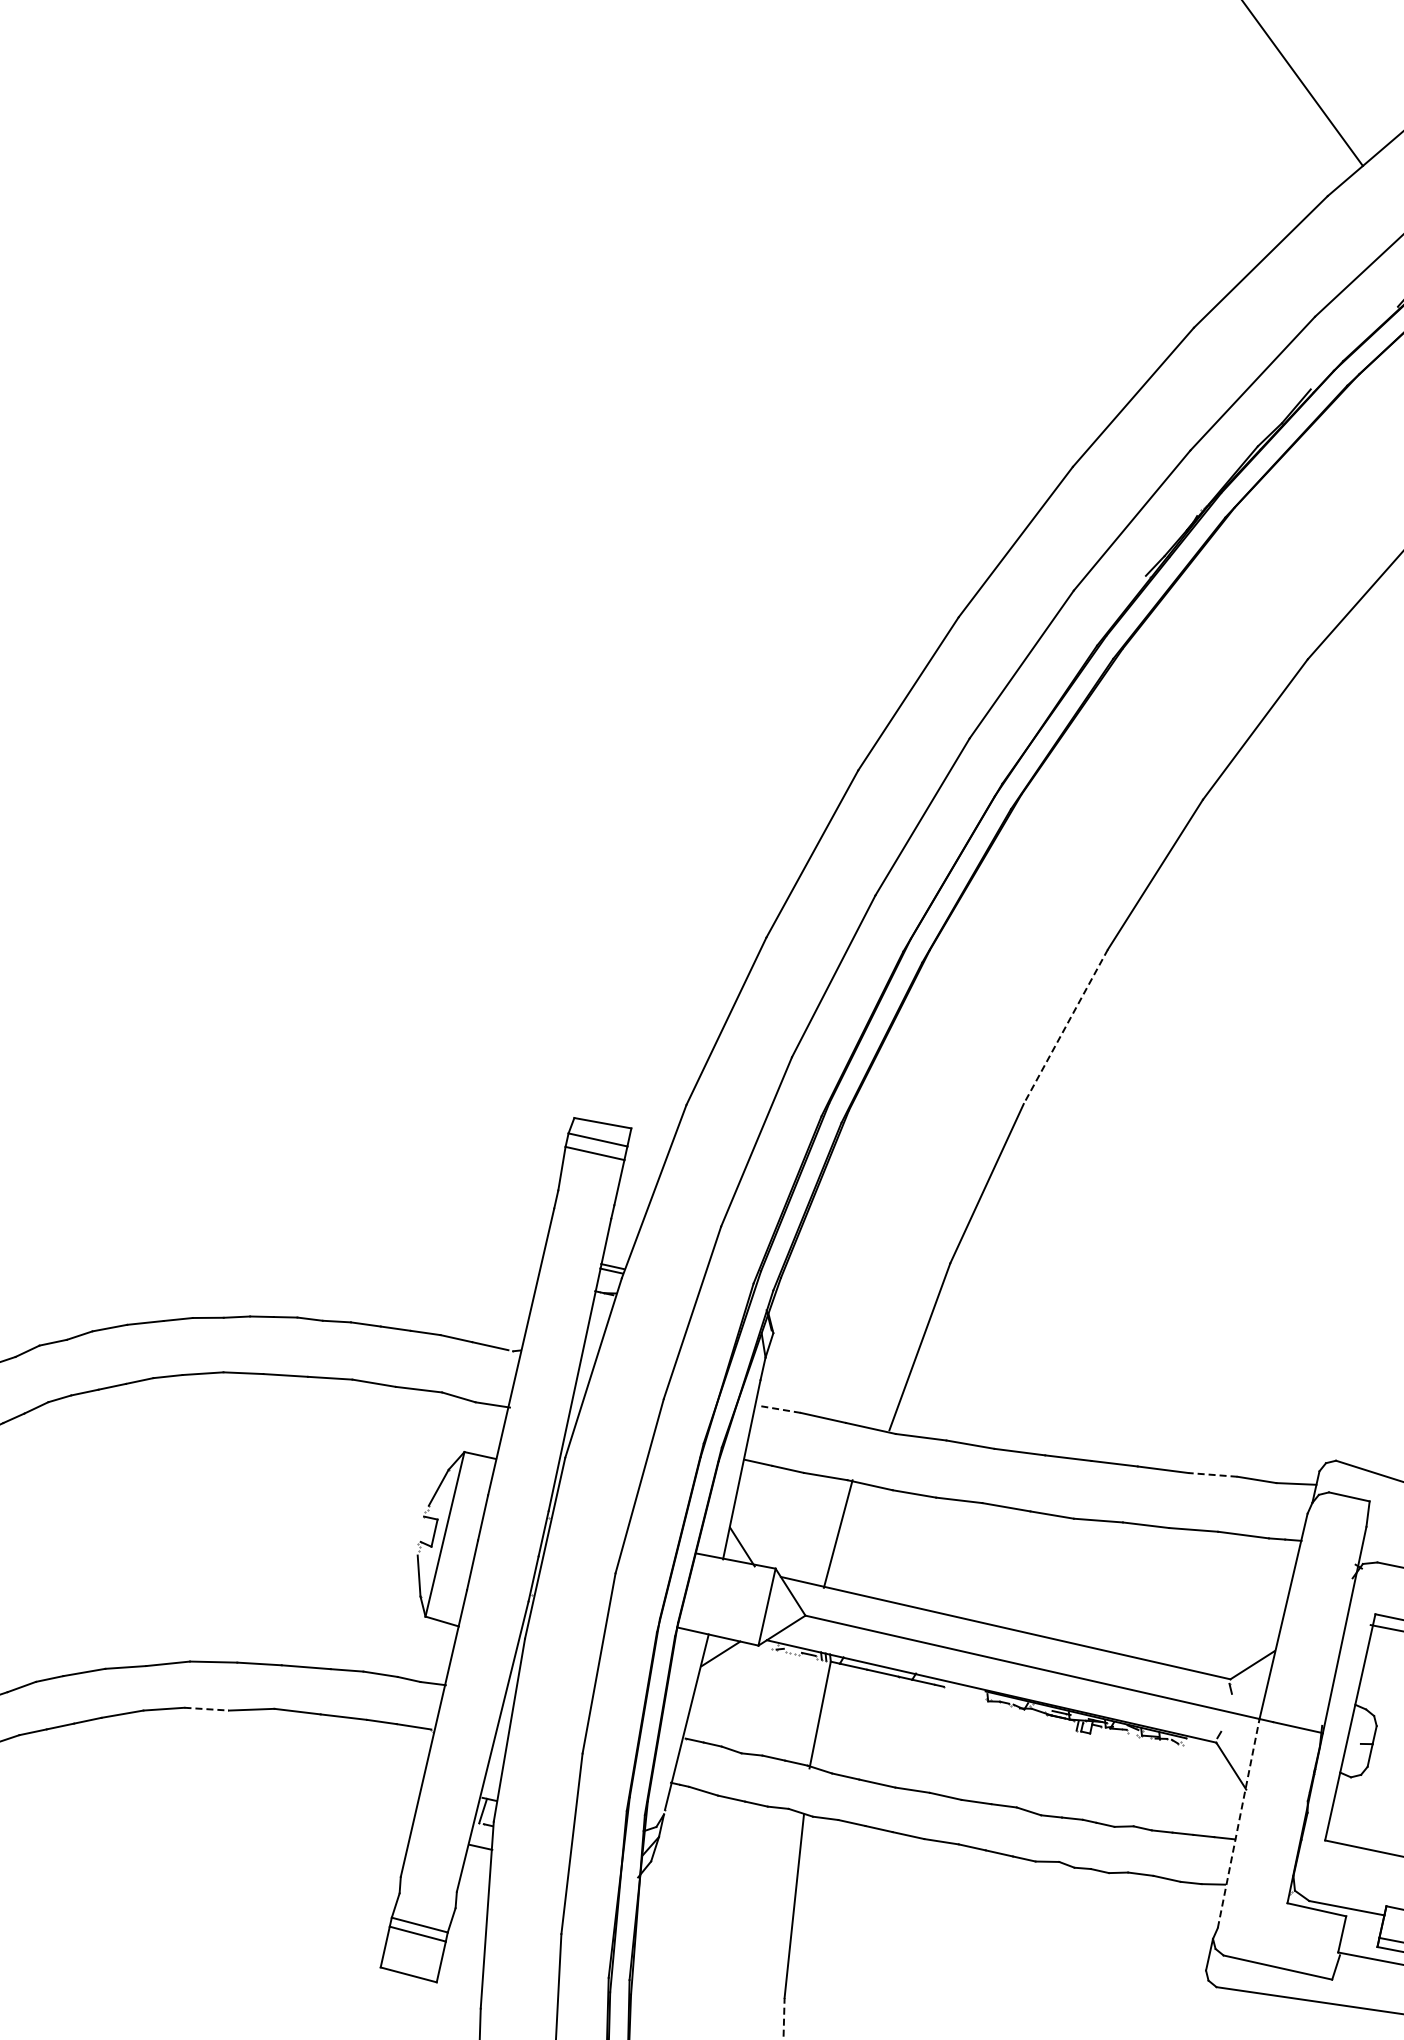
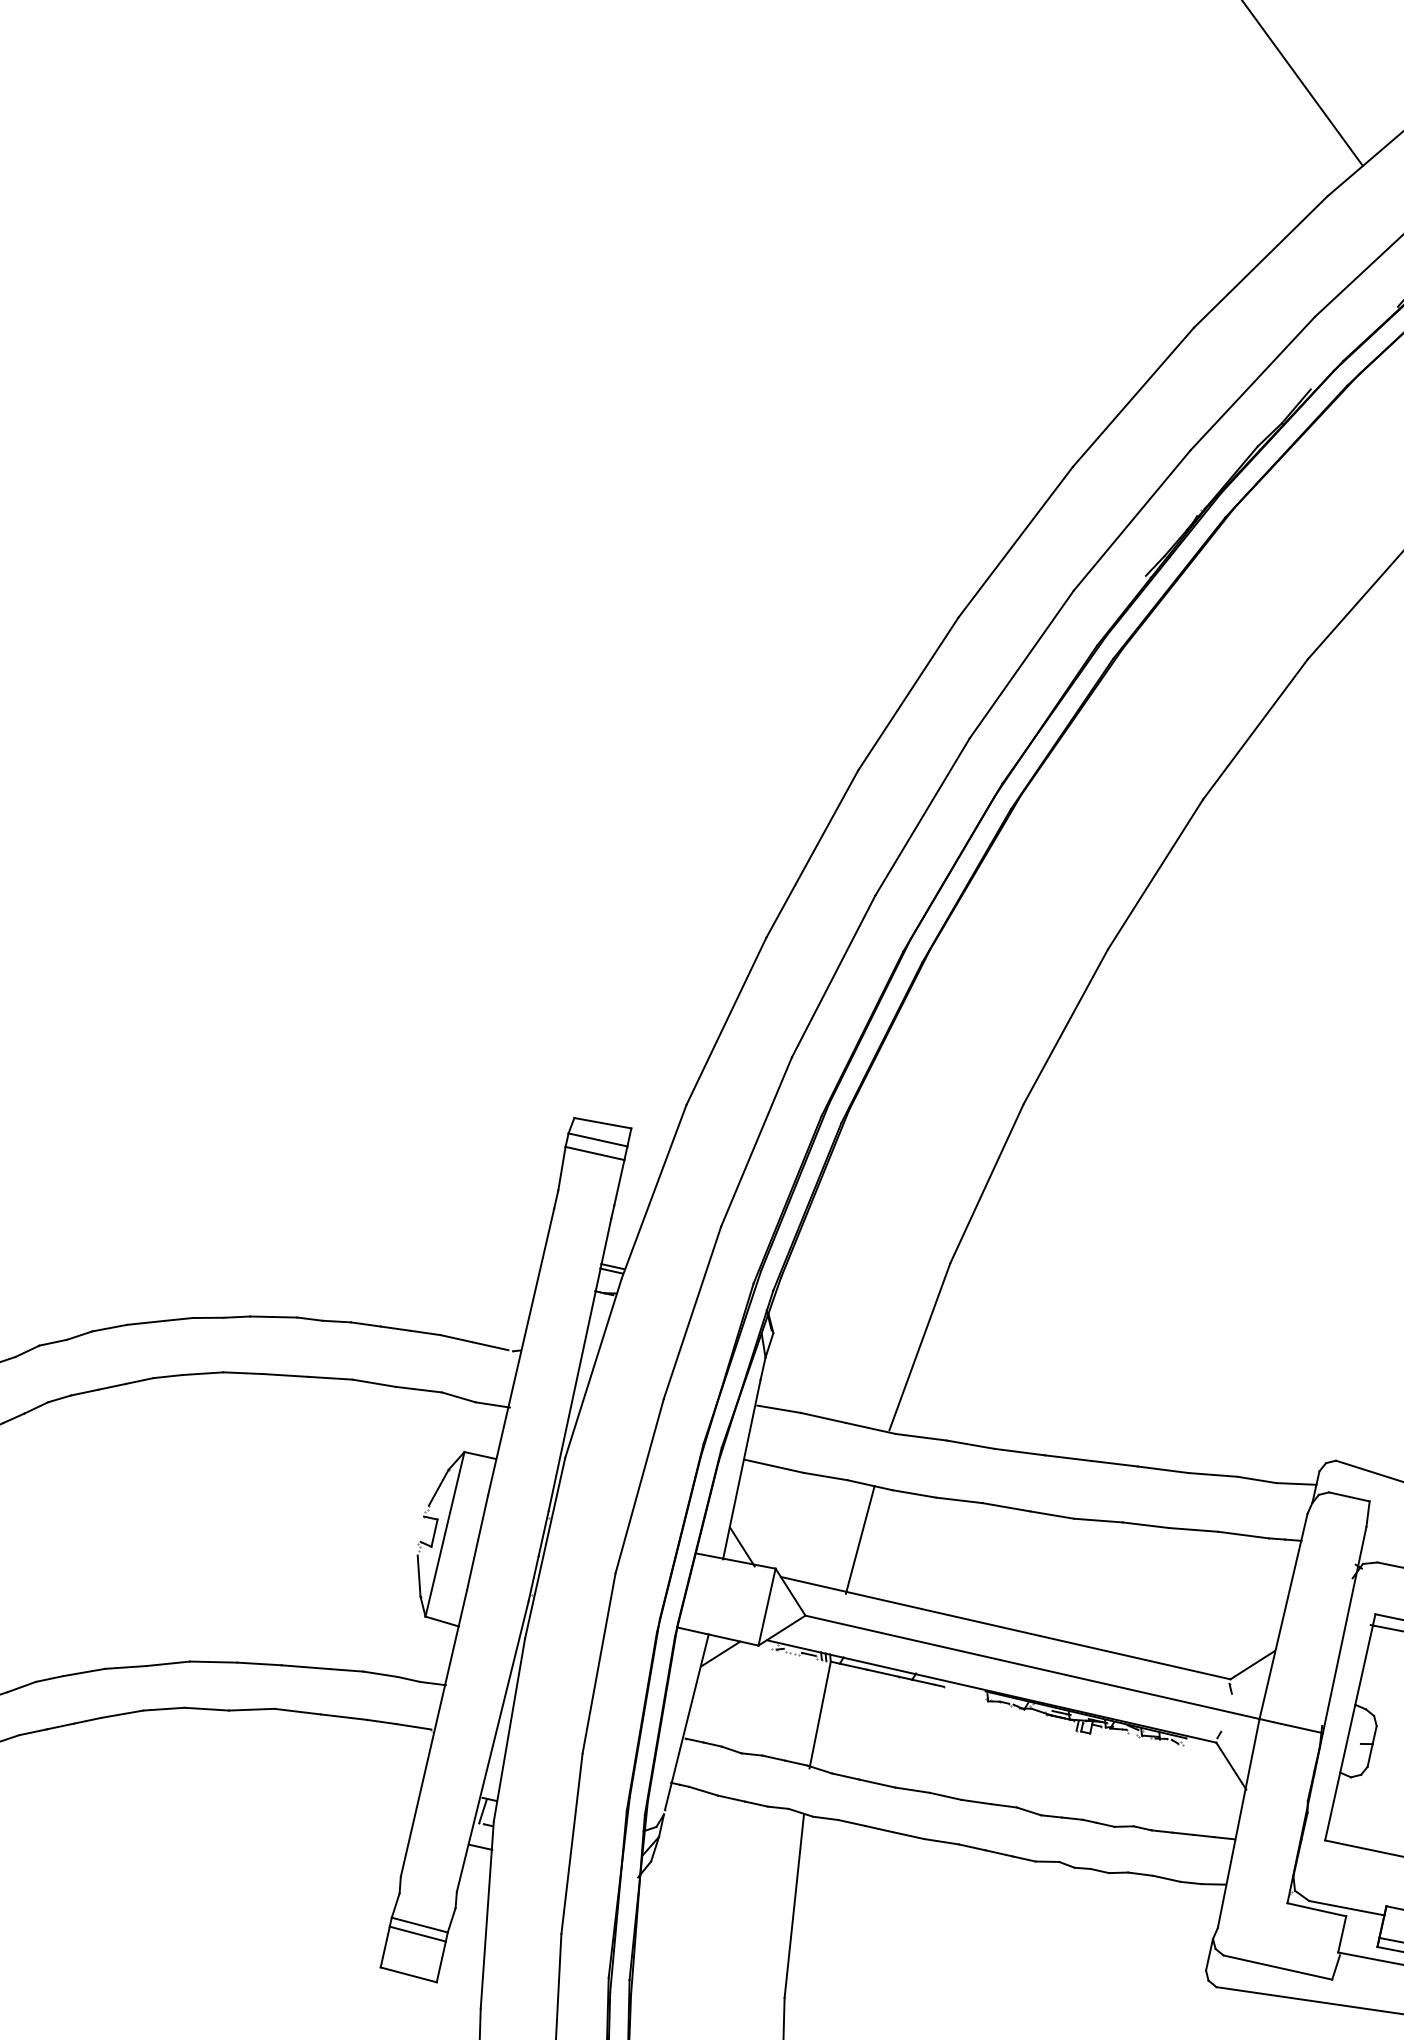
line: dashed -> solid (1065, 1026)
line: dashed -> solid (778, 1409)
line: dashed -> solid (1213, 1474)
line position: (837, 1533) -> (859, 1539) (859, 1539)
line: dashed -> solid (207, 1709)
line: dashed -> solid (1238, 1823)
line: dashed -> solid (784, 2018)
